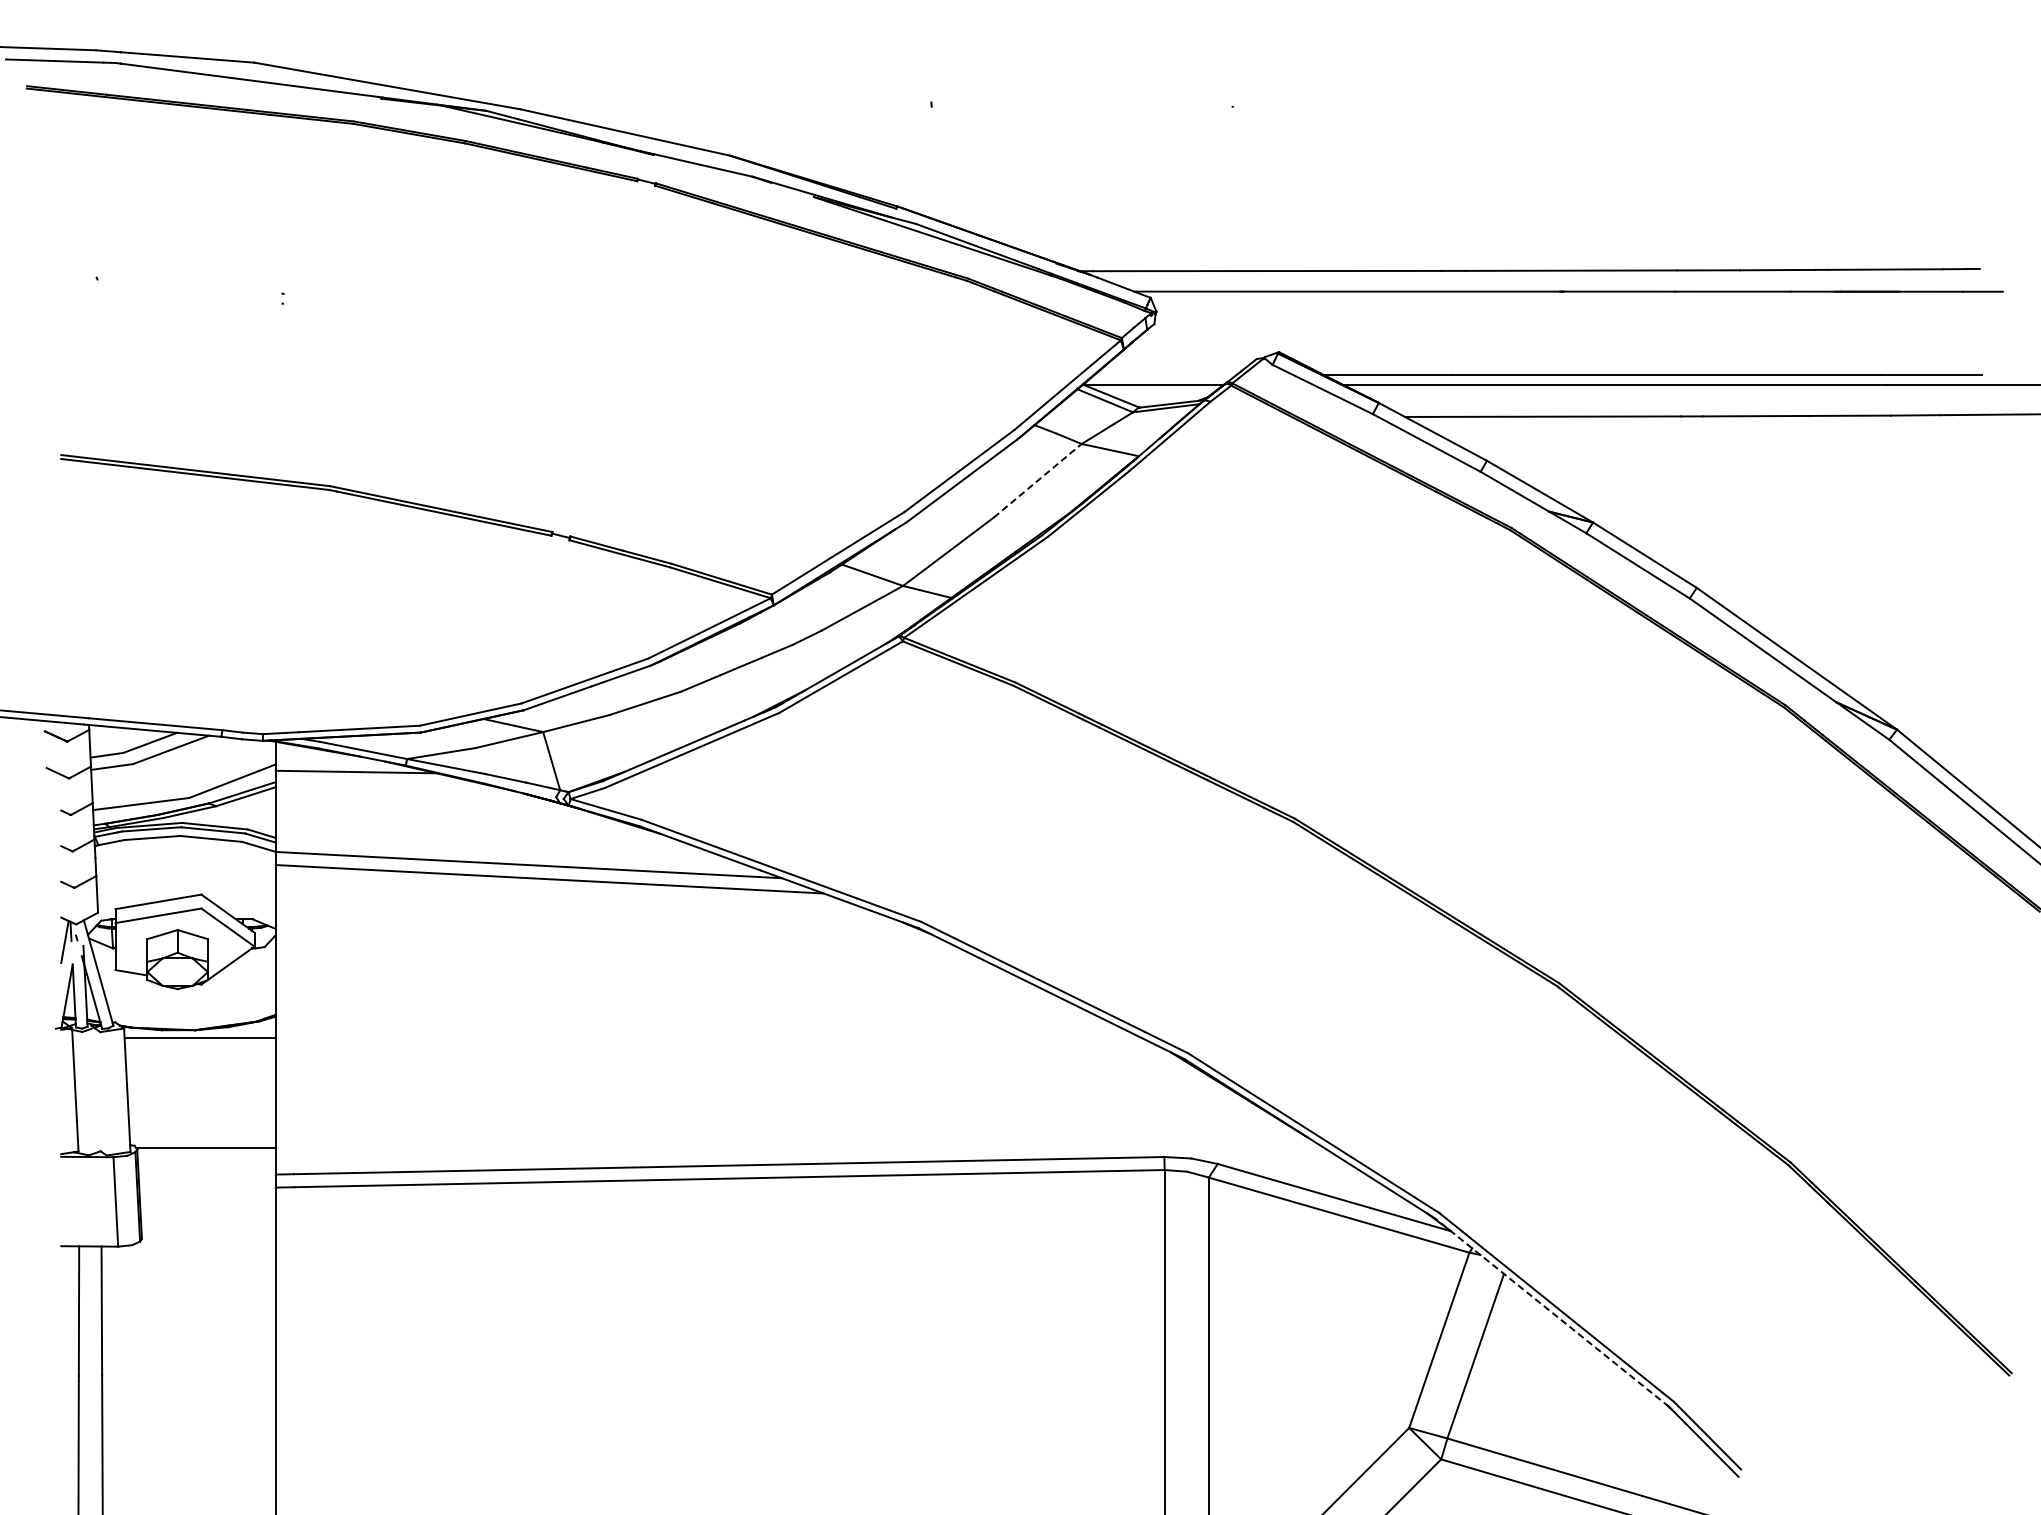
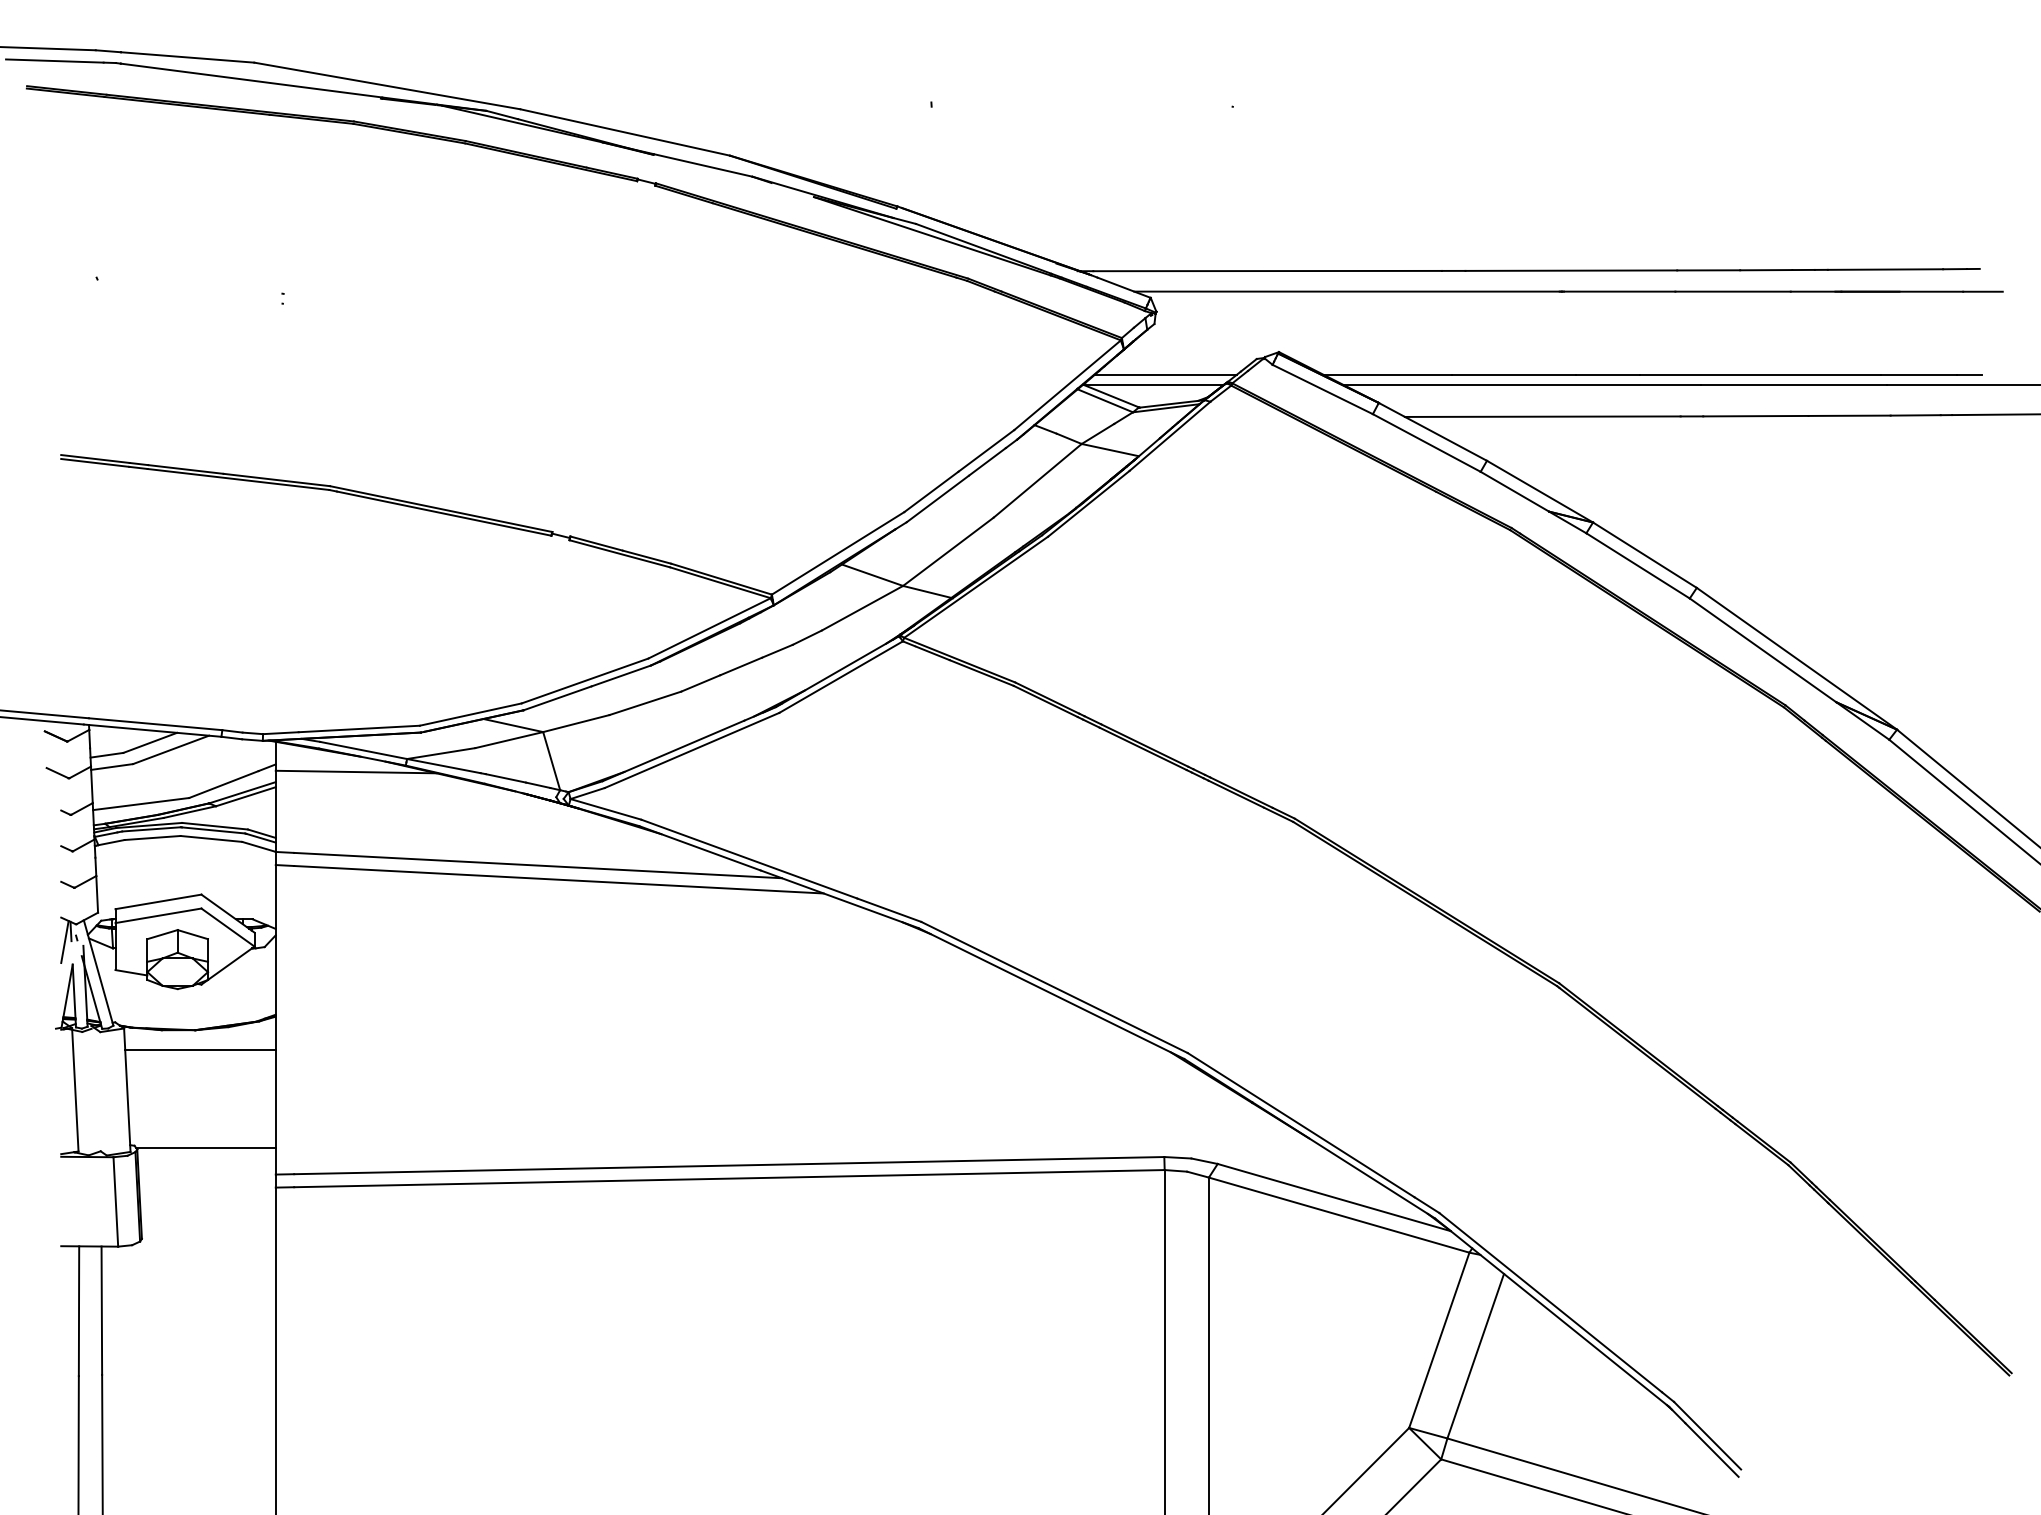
line: none -> present (1165, 374)
line: dashed -> solid (1038, 480)
line position: (200, 1038) -> (200, 1050) (200, 1050)
line: dashed -> solid (1551, 1312)
